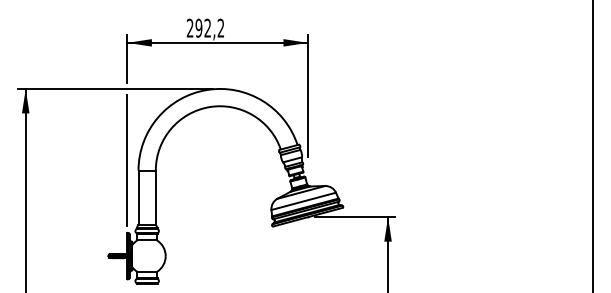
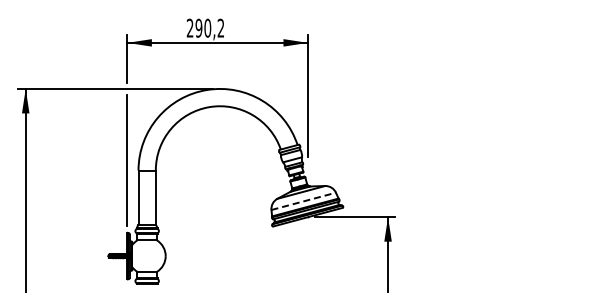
text: 292,2 -> 290,2 (207, 27)
line: present -> none (592, 145)
line: solid -> dashed (304, 201)
